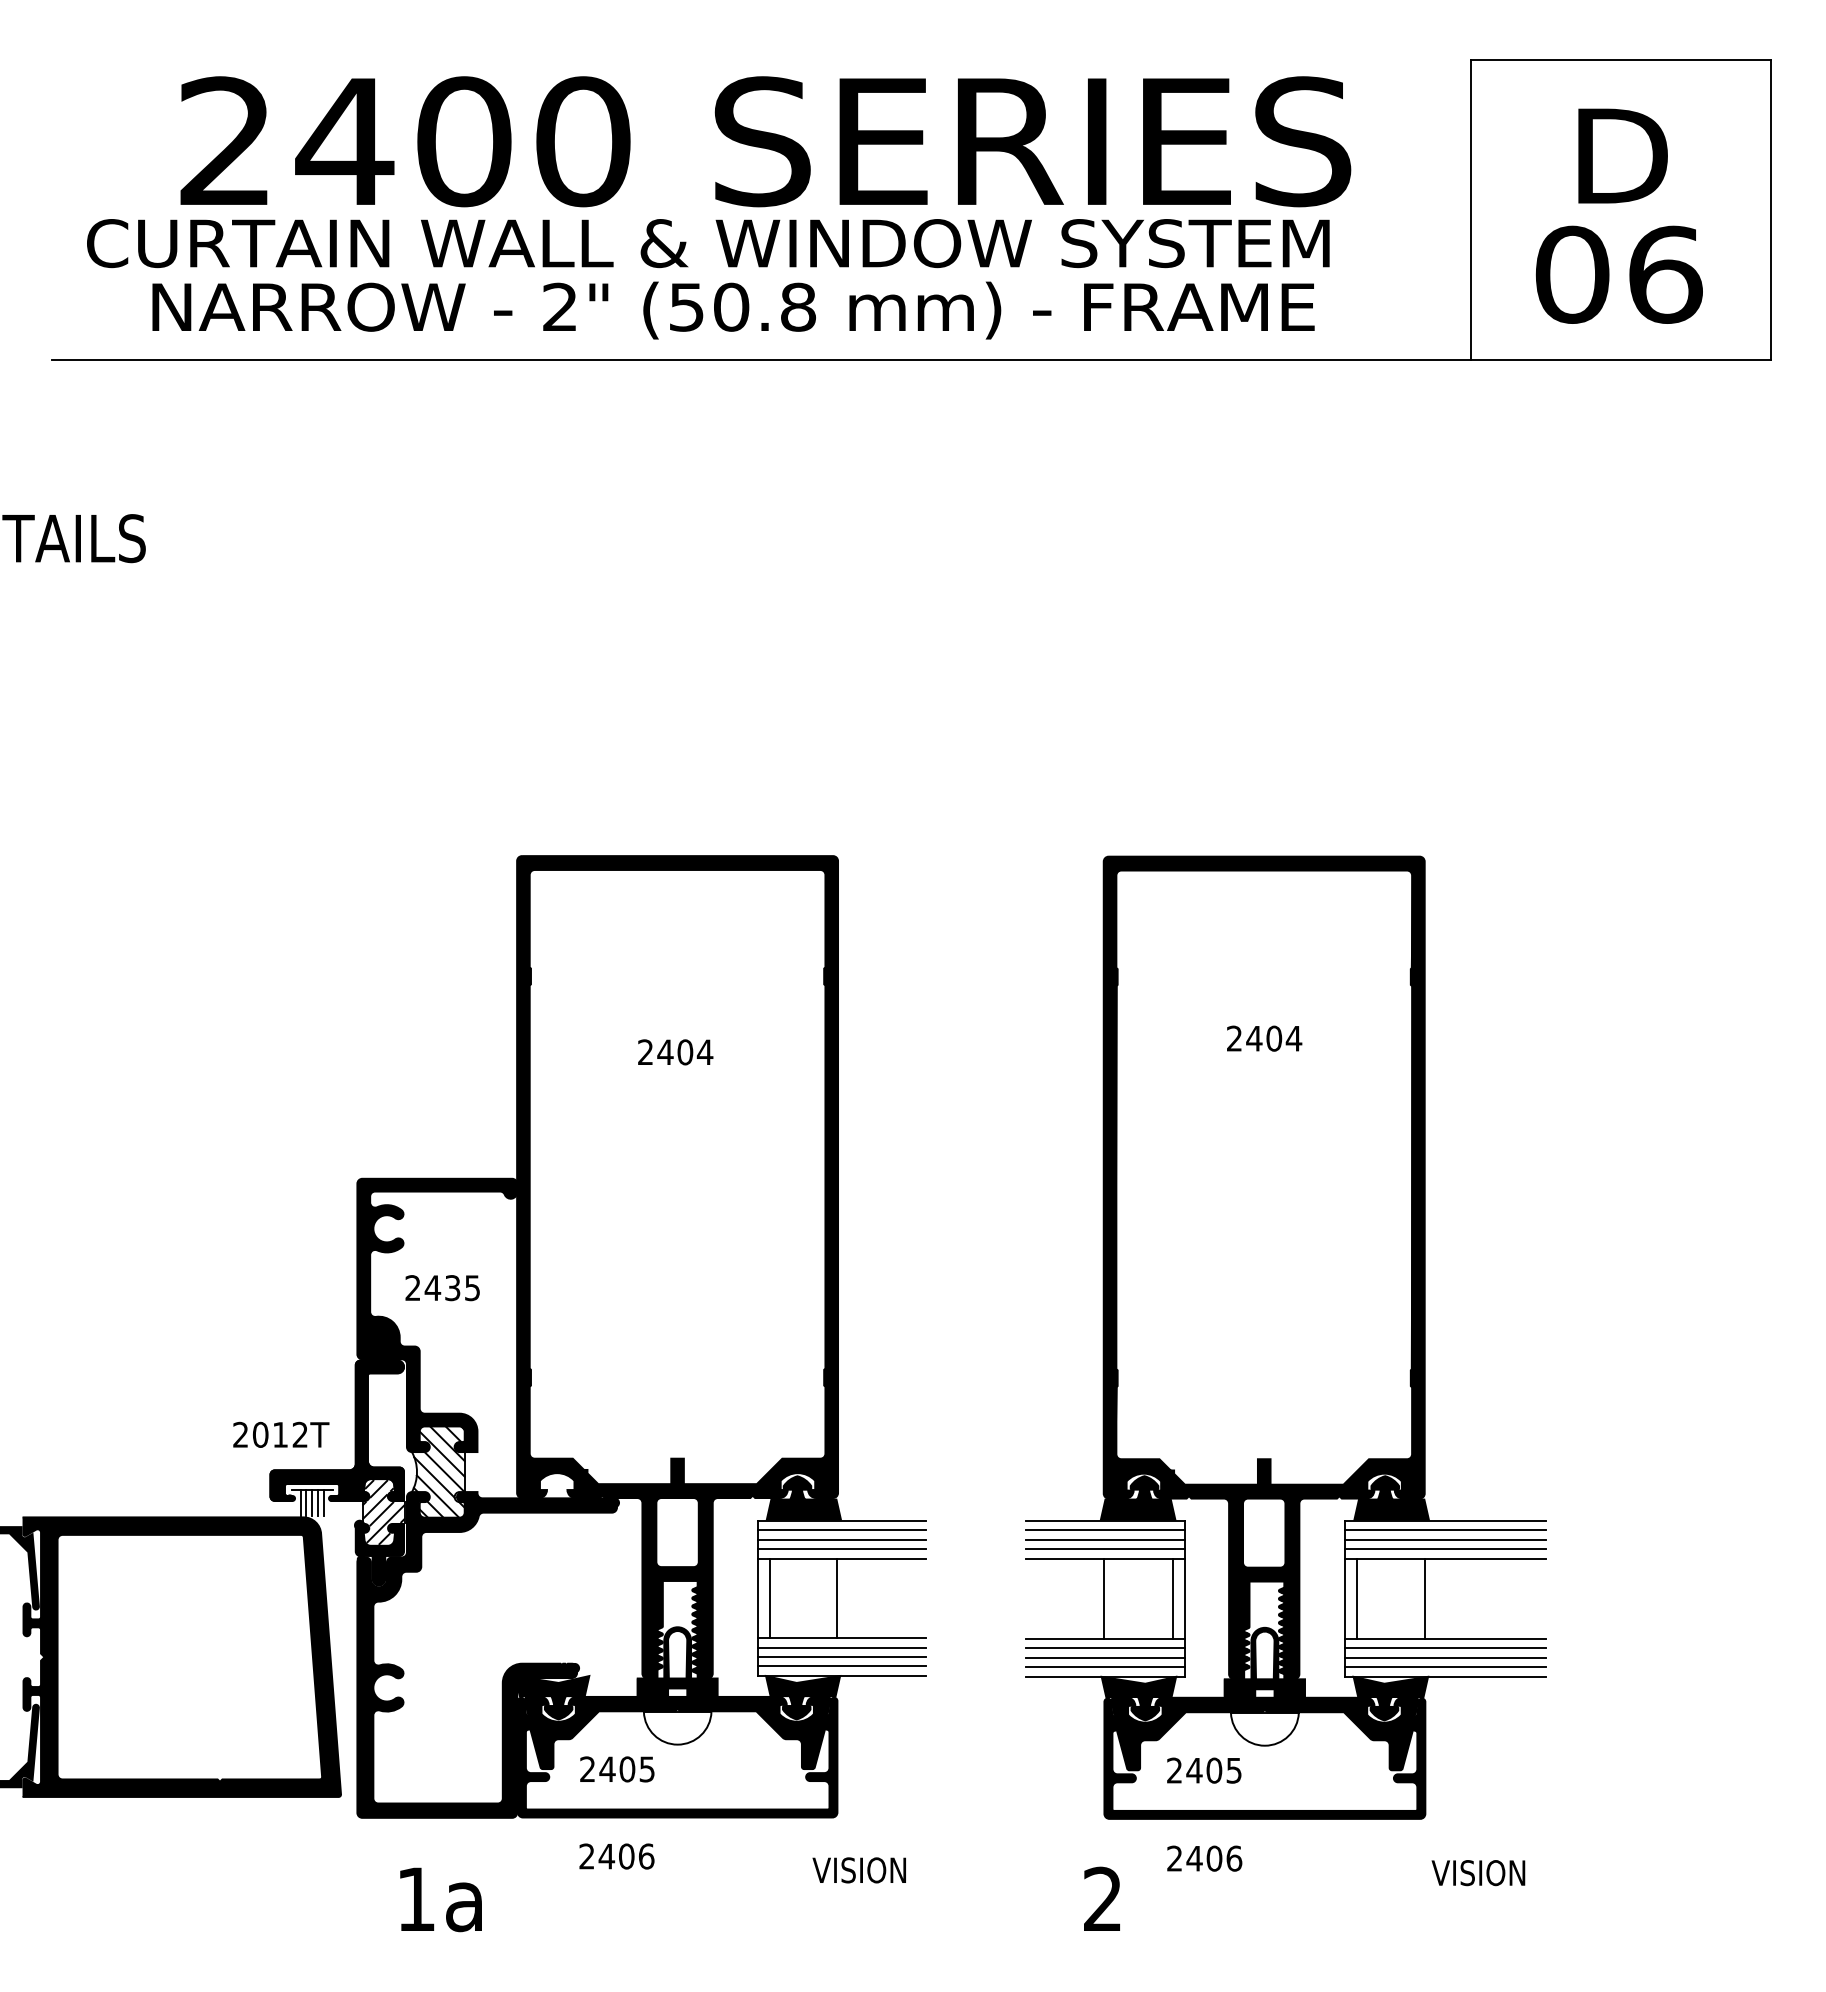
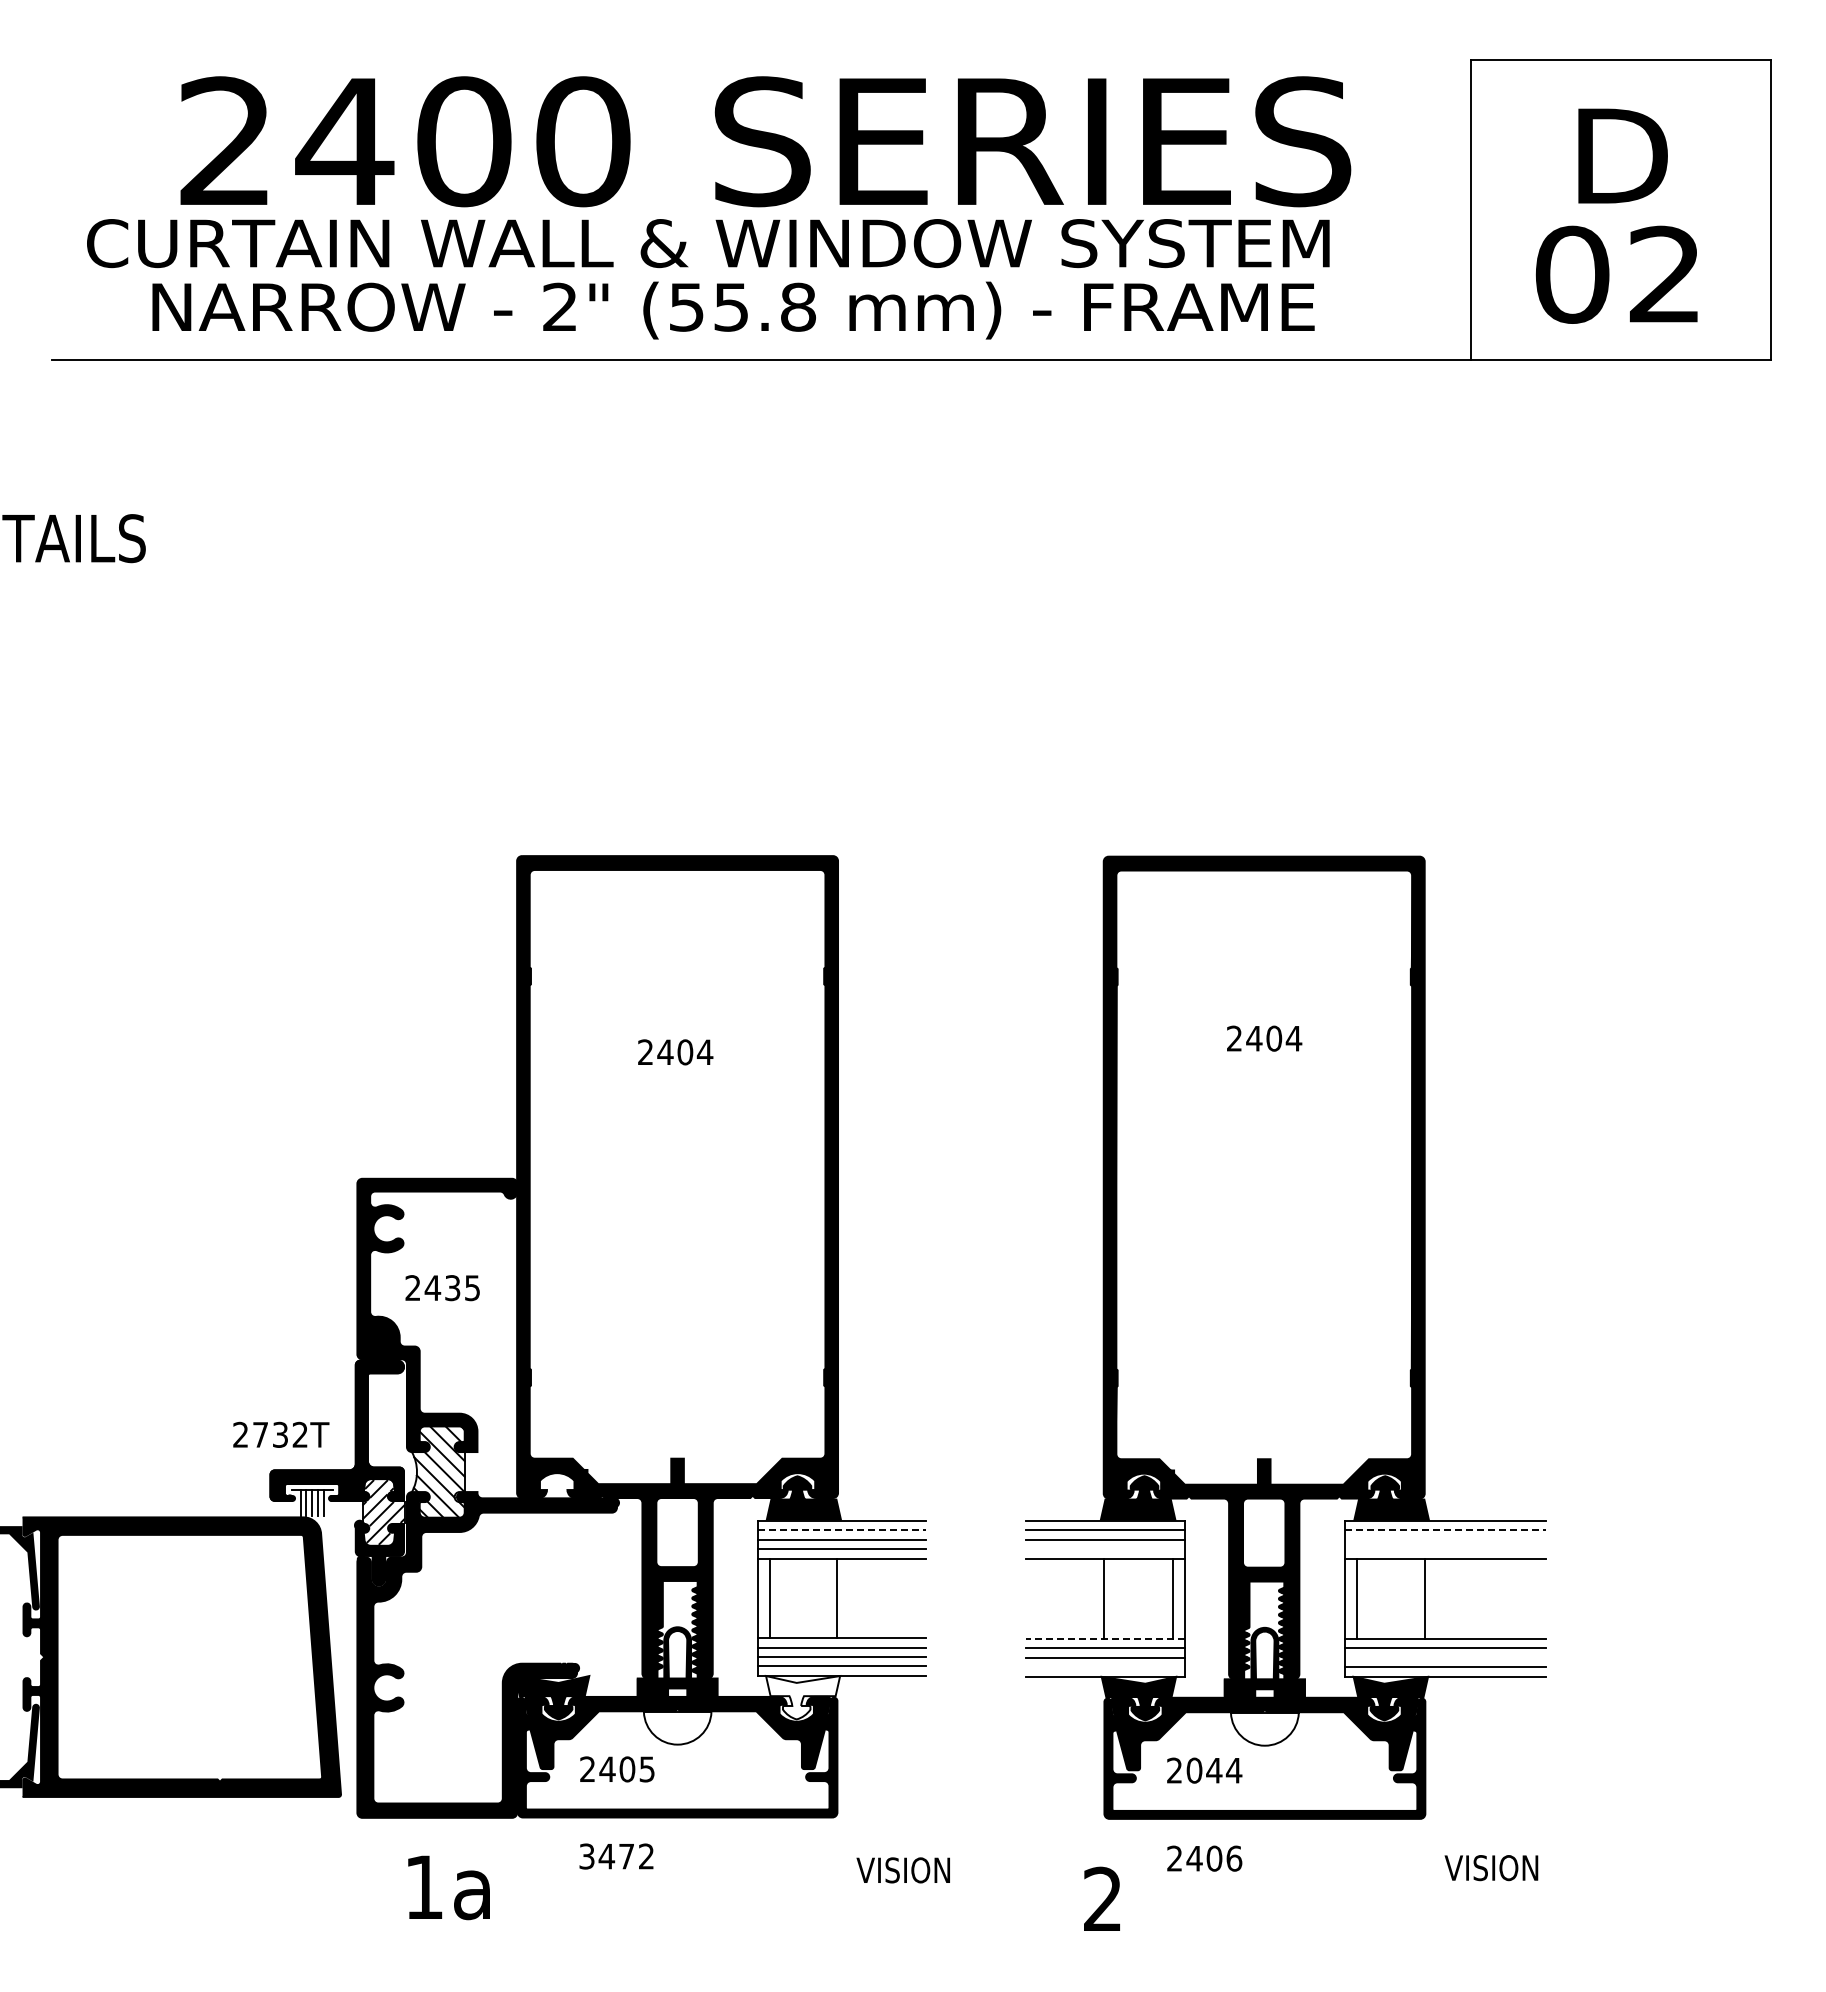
text: 06 -> 02 (1665, 274)
text: (50.8 -> (55.8 (731, 306)
text: 2012T -> 2732T (269, 1434)
line: solid -> dashed (841, 1530)
line: solid -> dashed (1446, 1530)
line: present -> none (1445, 1539)
line: present -> none (1105, 1549)
line: present -> none (1445, 1549)
line: solid -> dashed (1105, 1638)
line: present -> none (1445, 1657)
line: present -> none (1105, 1667)
fill: present -> none (803, 1697)
text: 2405 -> 2044 (1214, 1770)
text: 2406 -> 3472 (616, 1856)
text position: (858, 1870) -> (902, 1870) (902, 1870)
text position: (1478, 1873) -> (1491, 1868) (1491, 1868)
text position: (440, 1899) -> (448, 1887) (448, 1887)
